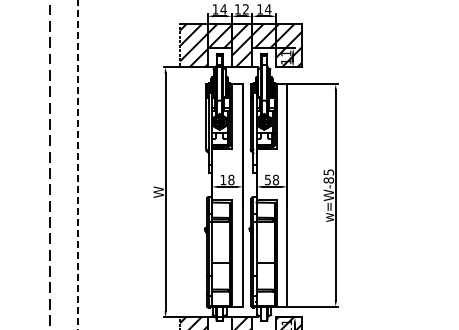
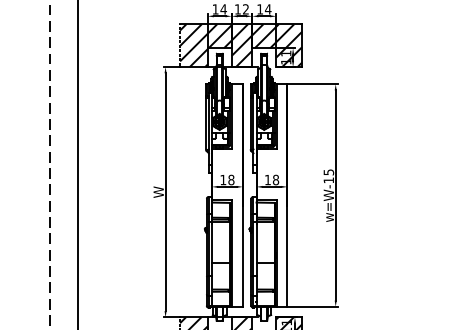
line: dashed -> solid (77, 165)
text: 58 -> 18 (267, 179)
text: w=W-85 -> w=W-15 (328, 180)
